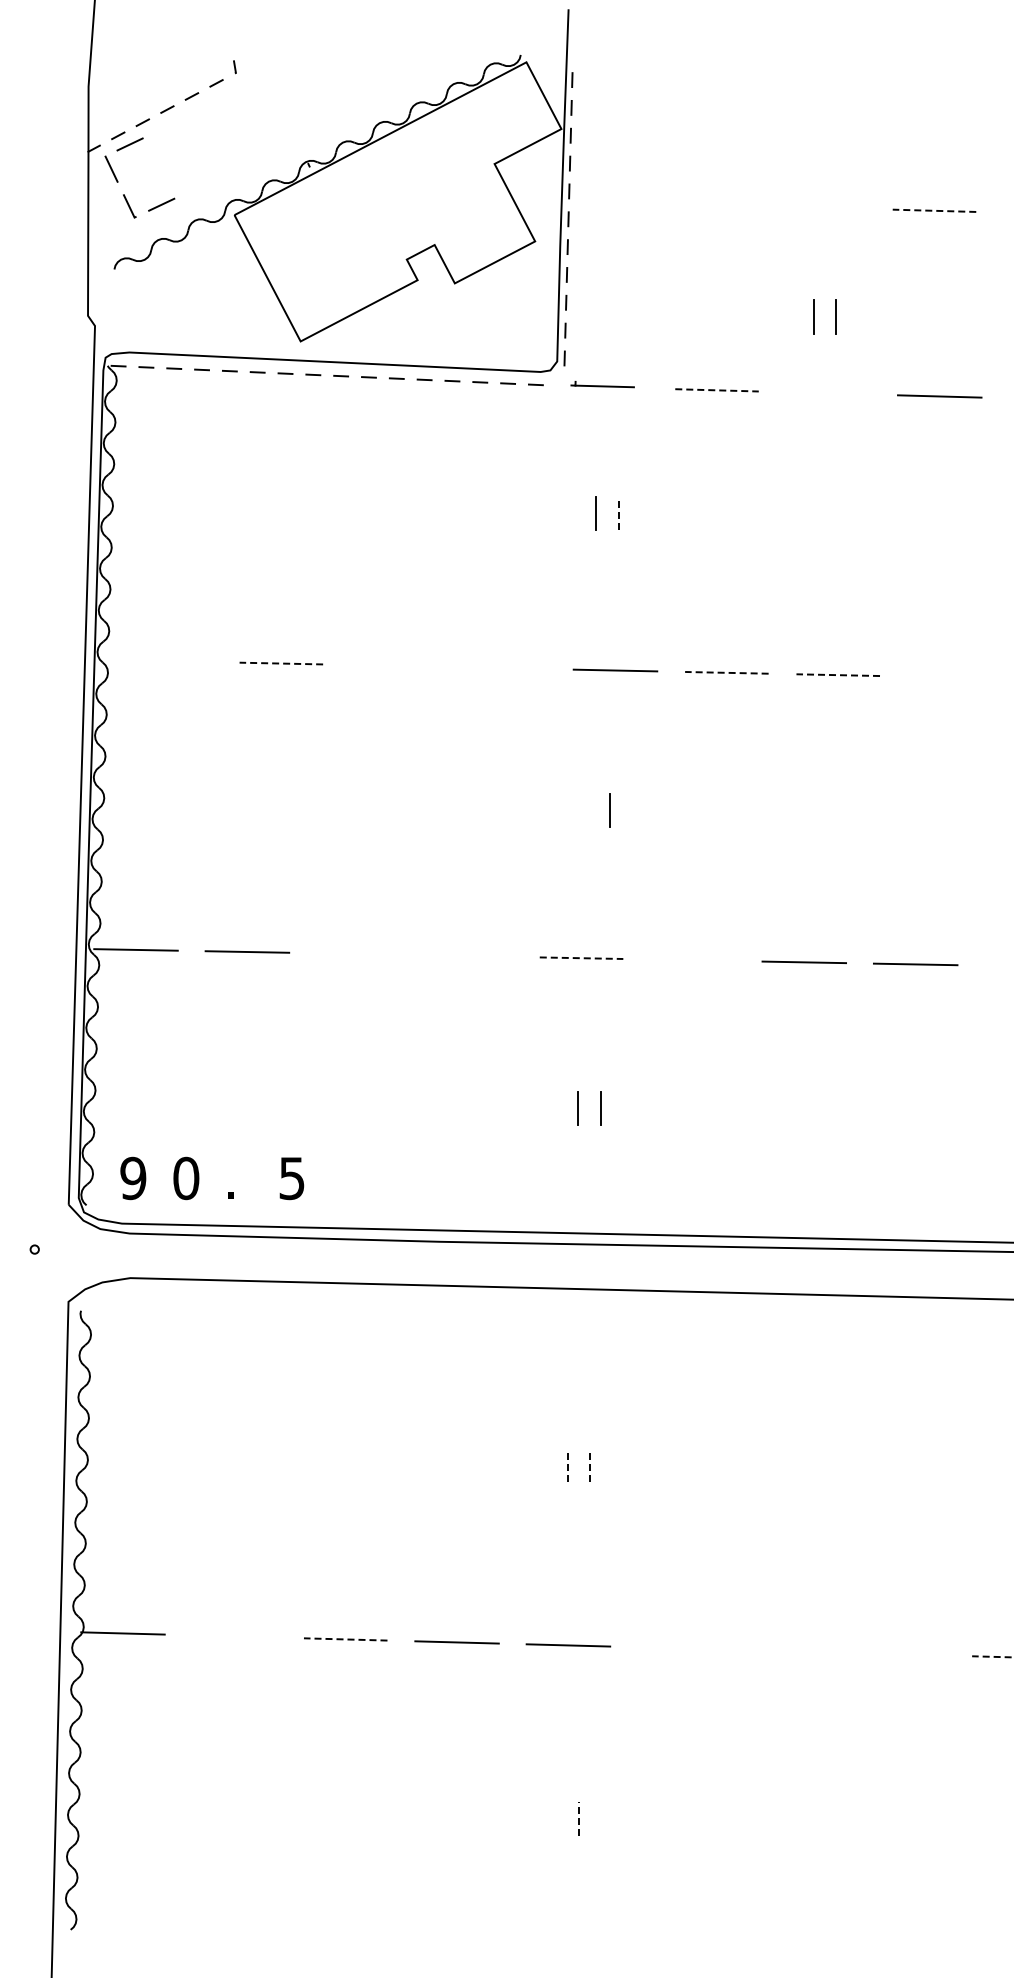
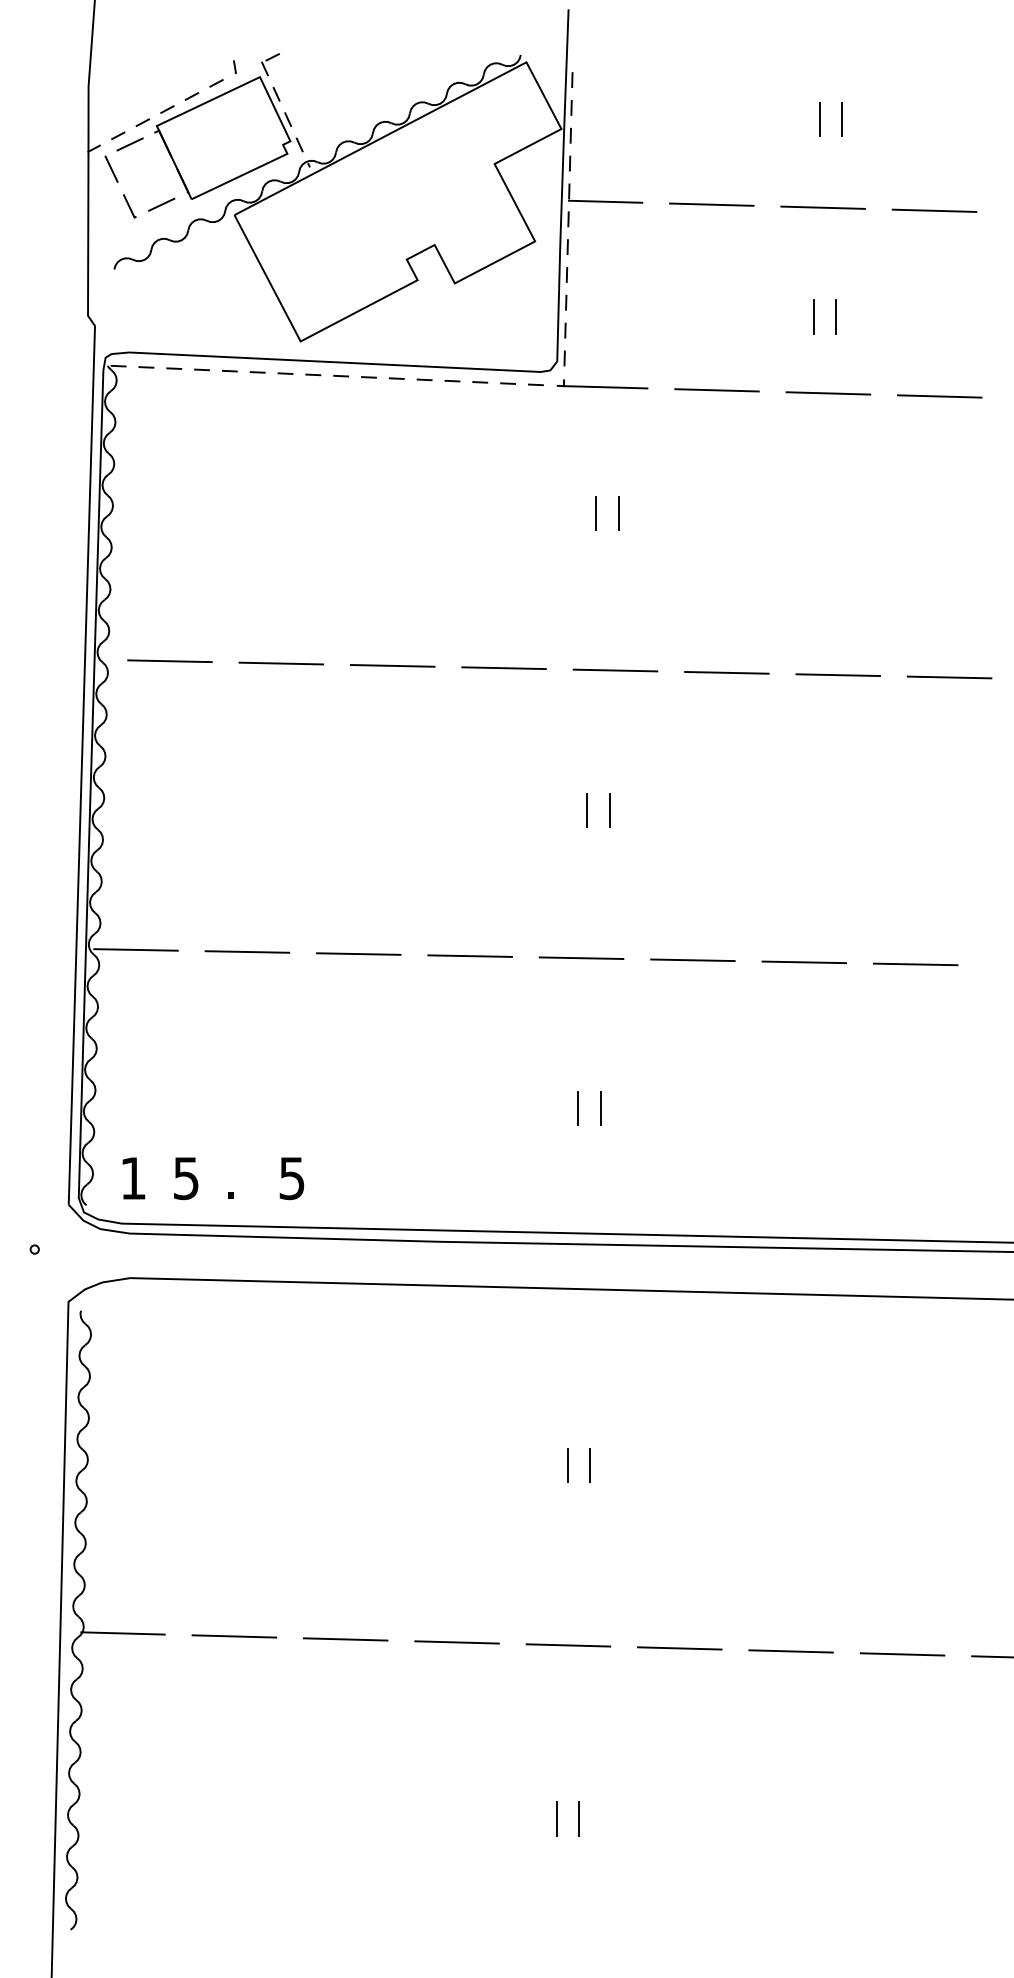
line: none -> present (819, 119)
line: none -> present (841, 119)
part: none -> present (228, 126)
line: none -> present (605, 201)
line: none -> present (711, 204)
line: none -> present (822, 207)
line: dashed -> solid (934, 210)
part size: 65x8 px -> 93x11 px (602, 384)
line: dashed -> solid (717, 390)
line: none -> present (828, 393)
line: dashed -> solid (618, 513)
line: none -> present (169, 661)
line: dashed -> solid (281, 663)
line: none -> present (392, 665)
line: none -> present (503, 668)
line: dashed -> solid (726, 672)
line: dashed -> solid (838, 675)
line: none -> present (949, 677)
line: none -> present (587, 809)
line: none -> present (358, 953)
line: none -> present (469, 955)
line: dashed -> solid (581, 958)
line: none -> present (692, 960)
text: 9 -> 1 (133, 1178)
text: 0 -> 5 (186, 1178)
line: dashed -> solid (567, 1465)
line: dashed -> solid (589, 1465)
line: none -> present (234, 1636)
line: dashed -> solid (345, 1639)
line: none -> present (679, 1648)
line: none -> present (790, 1651)
line: none -> present (902, 1654)
line: dashed -> solid (992, 1656)
line: none -> present (556, 1818)
line: dashed -> solid (579, 1818)
